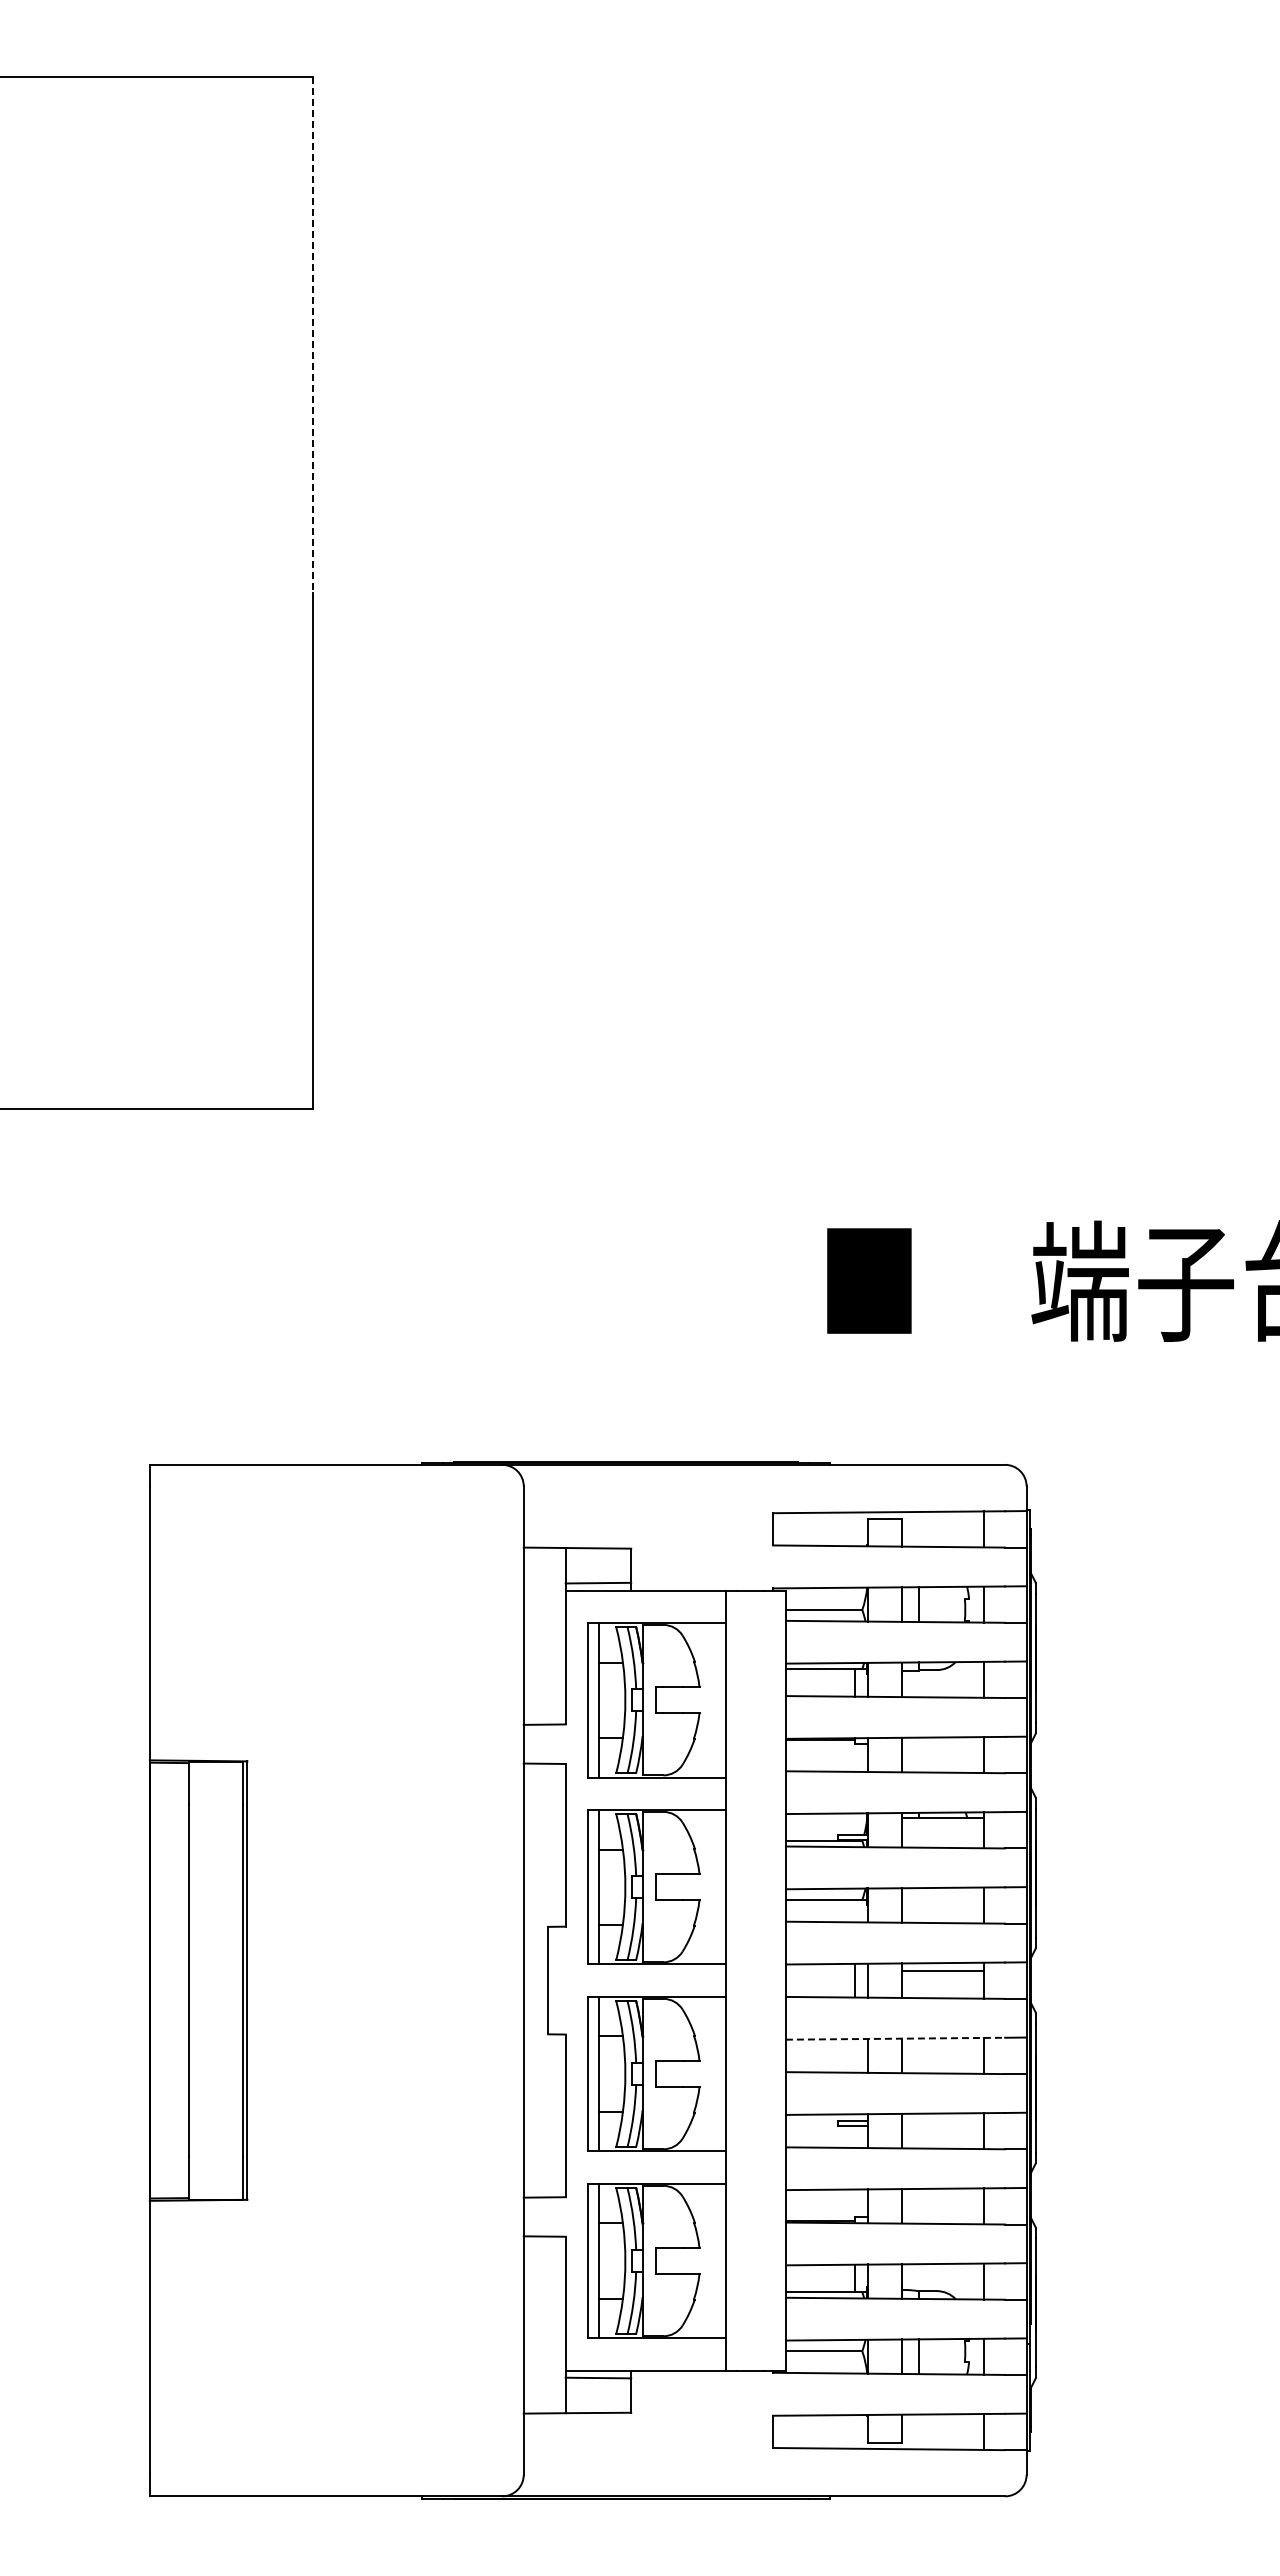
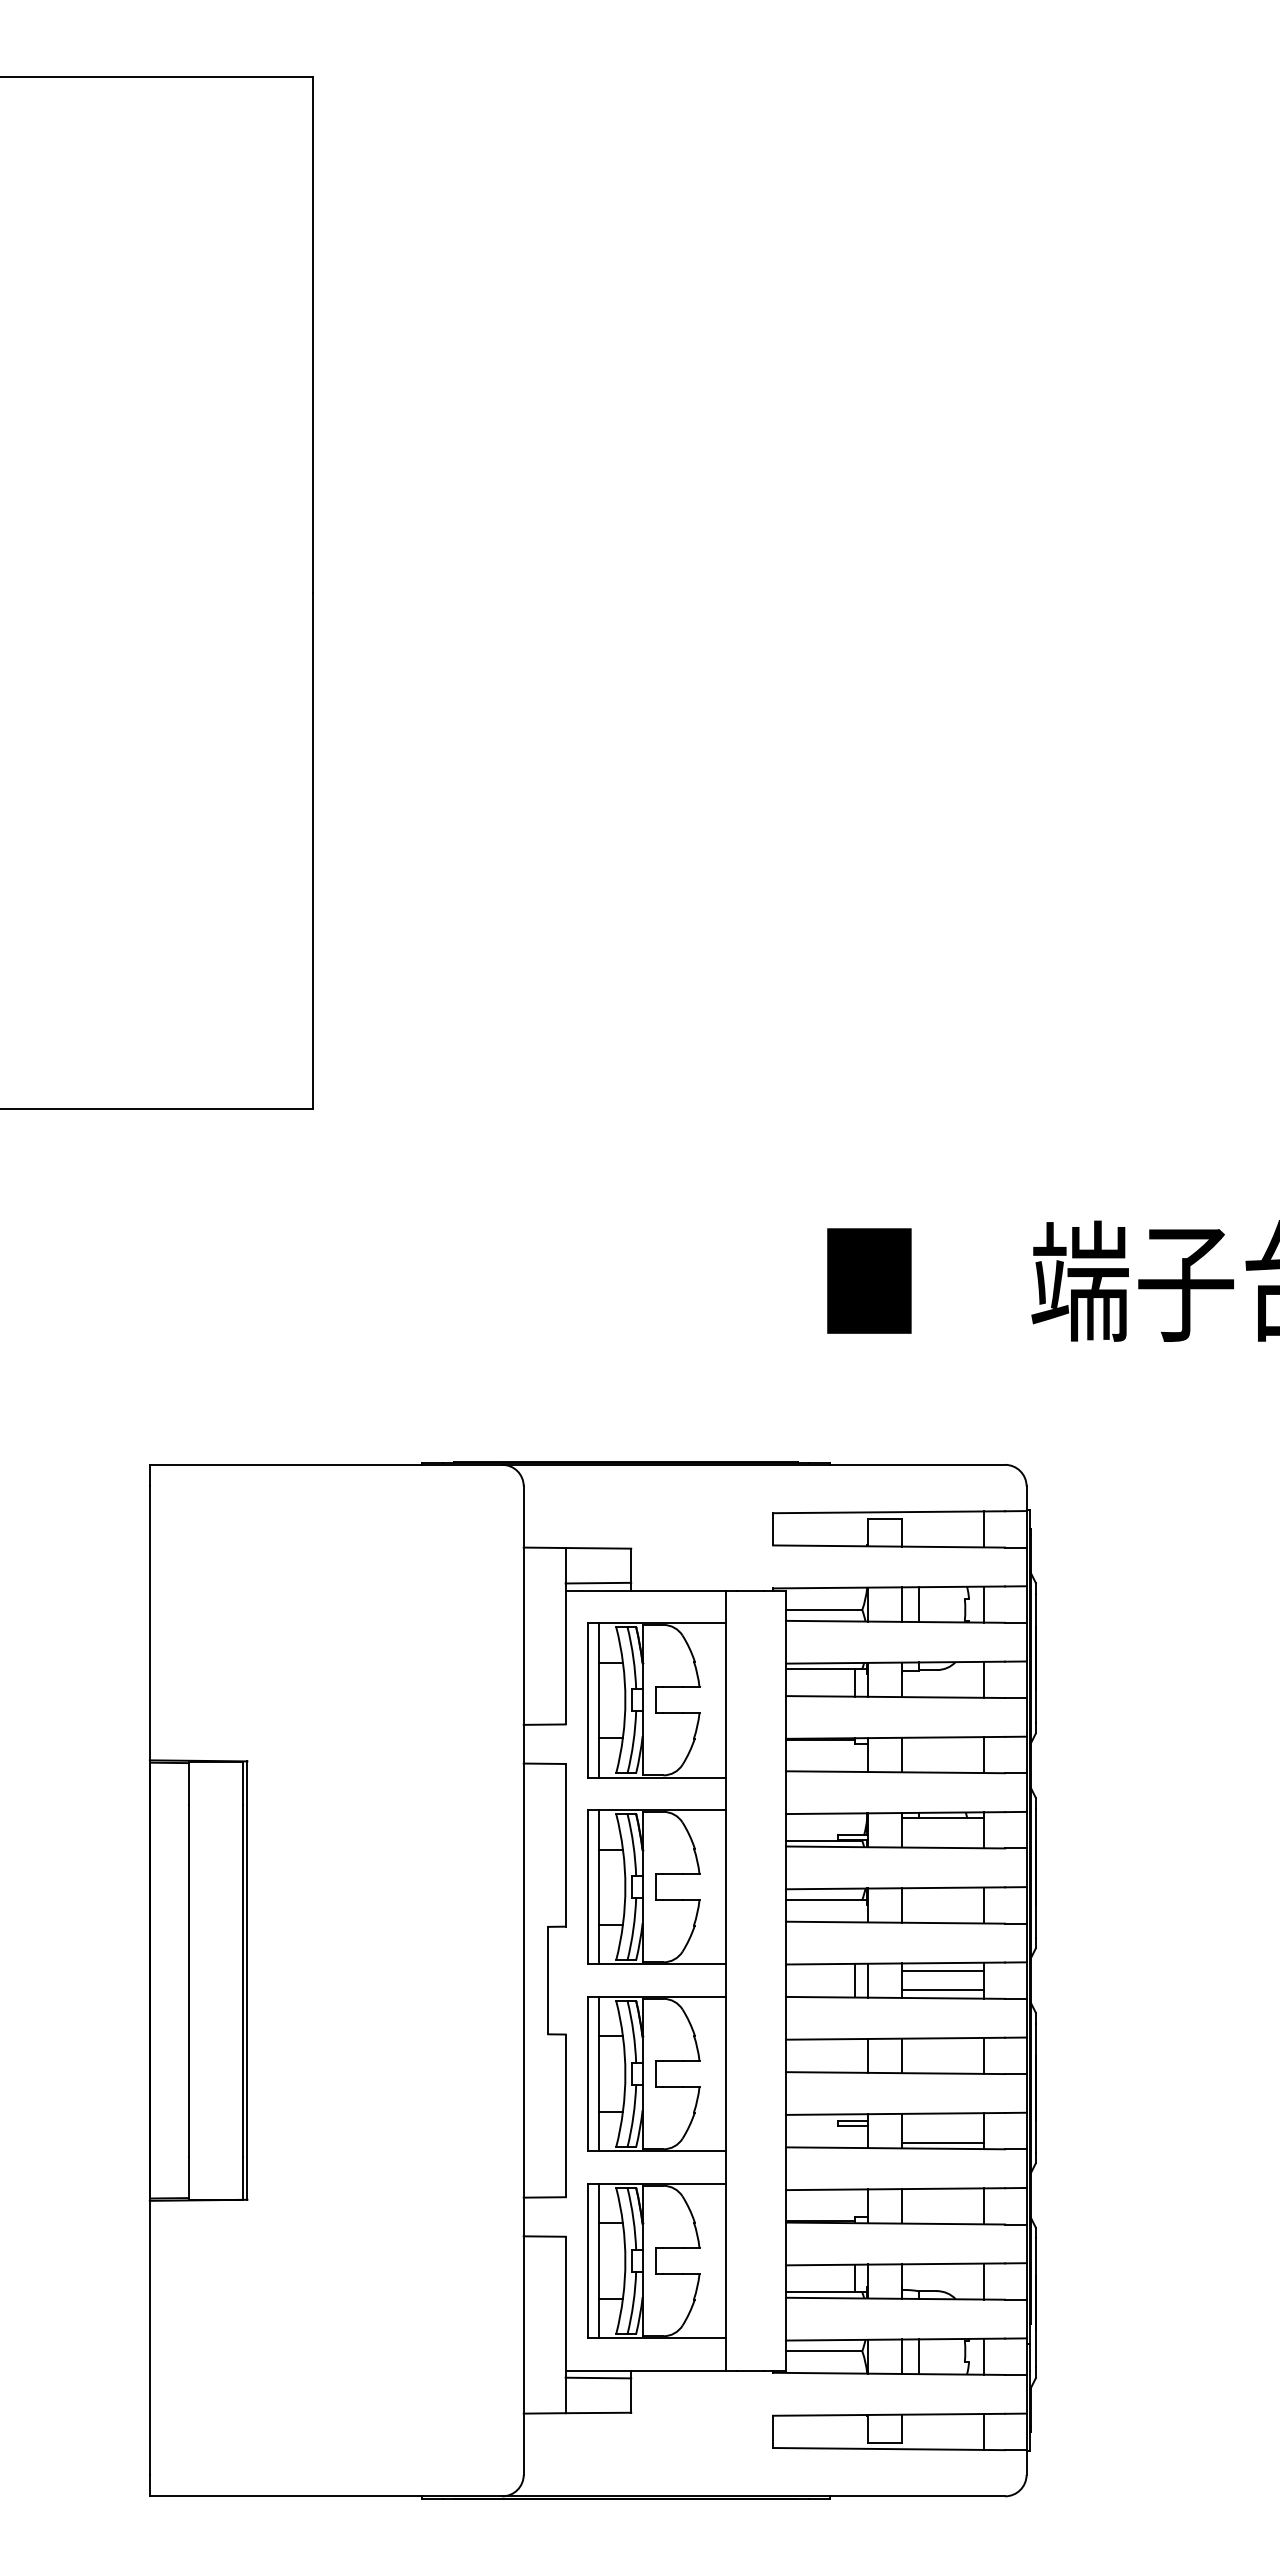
line: dashed -> solid (312, 335)
line: none -> present (942, 1990)
line: dashed -> solid (895, 2038)
line: none -> present (942, 2142)
